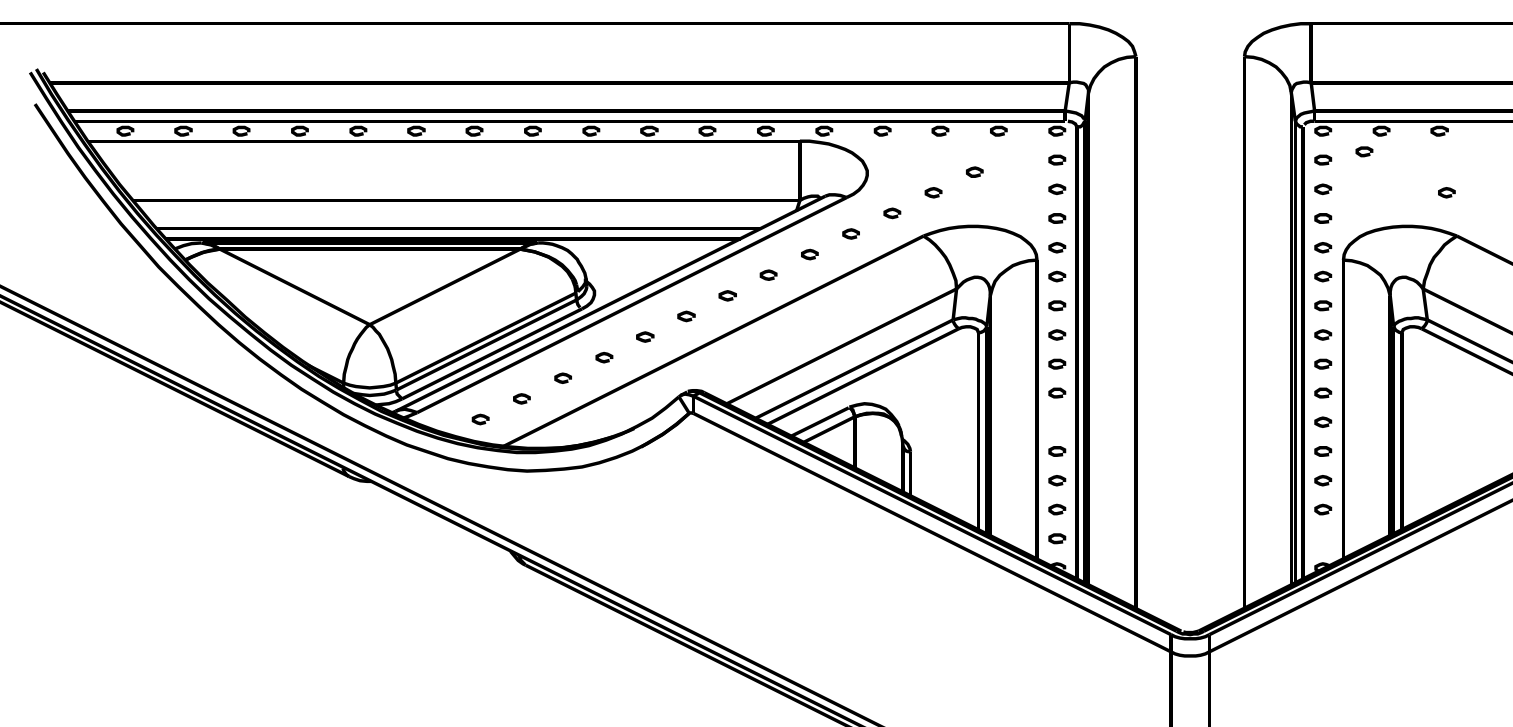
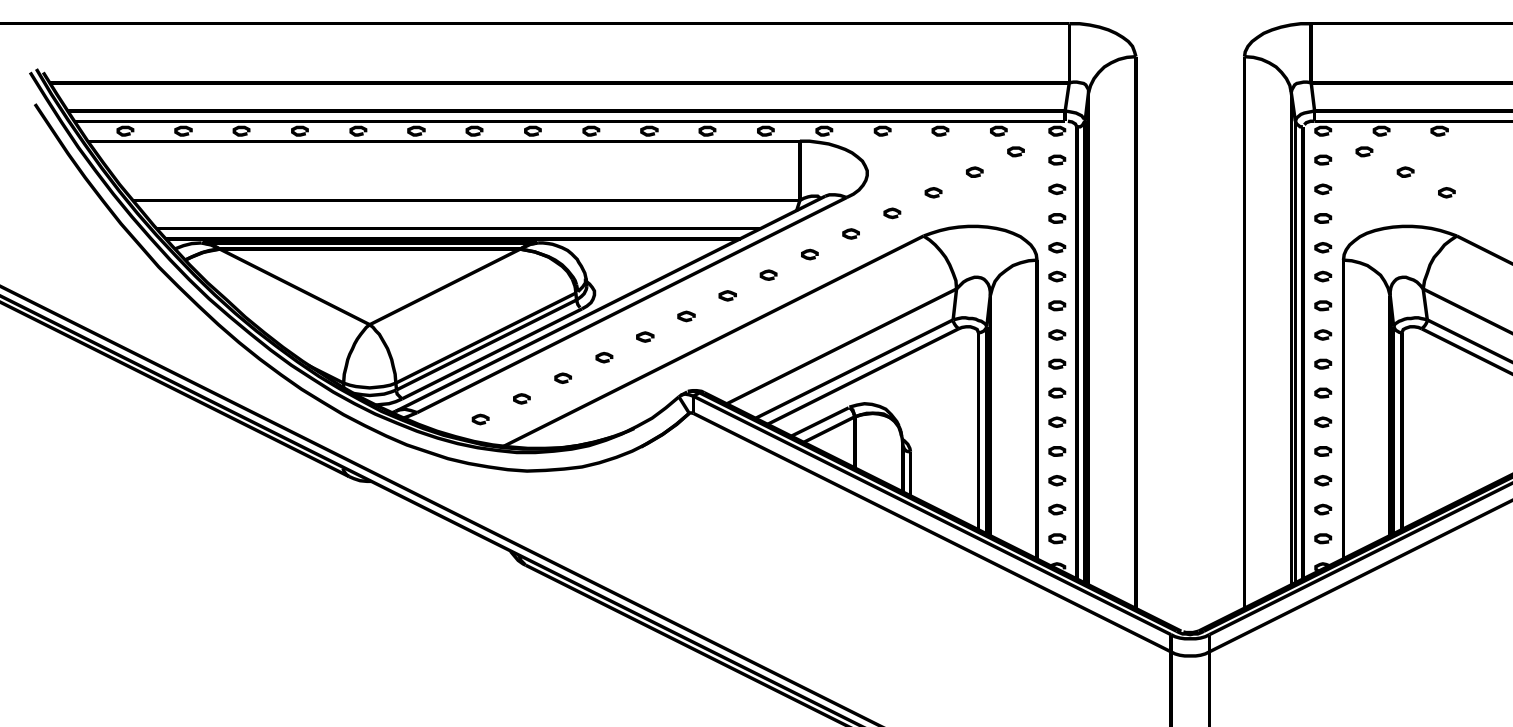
curve: none -> present (1015, 149)
curve: none -> present (1405, 169)
curve: none -> present (1058, 420)
curve: none -> present (1323, 536)
